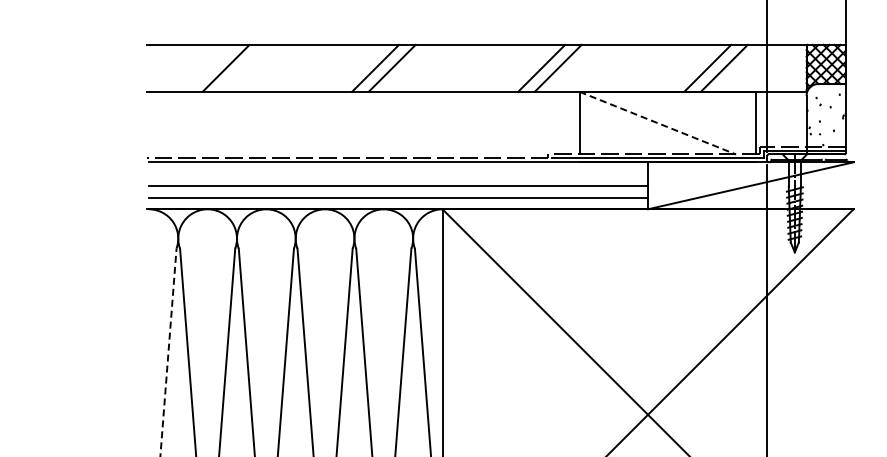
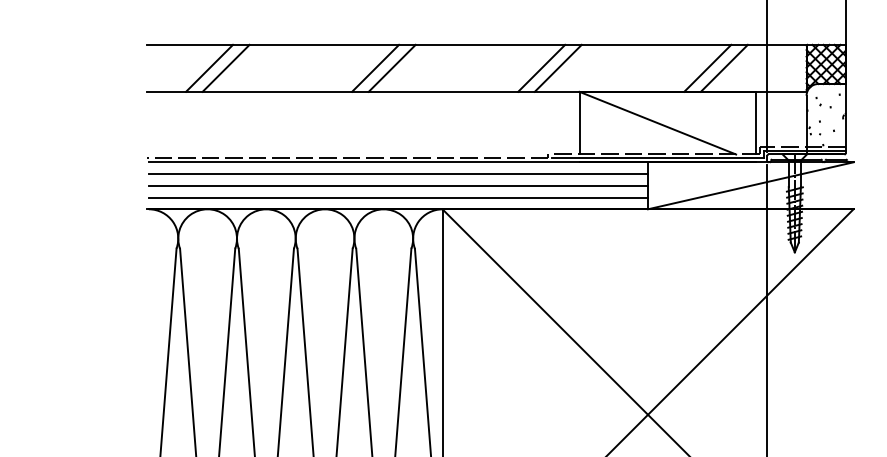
line: none -> present (209, 67)
line: dashed -> solid (658, 123)
line: none -> present (398, 174)
line: dashed -> solid (168, 352)
